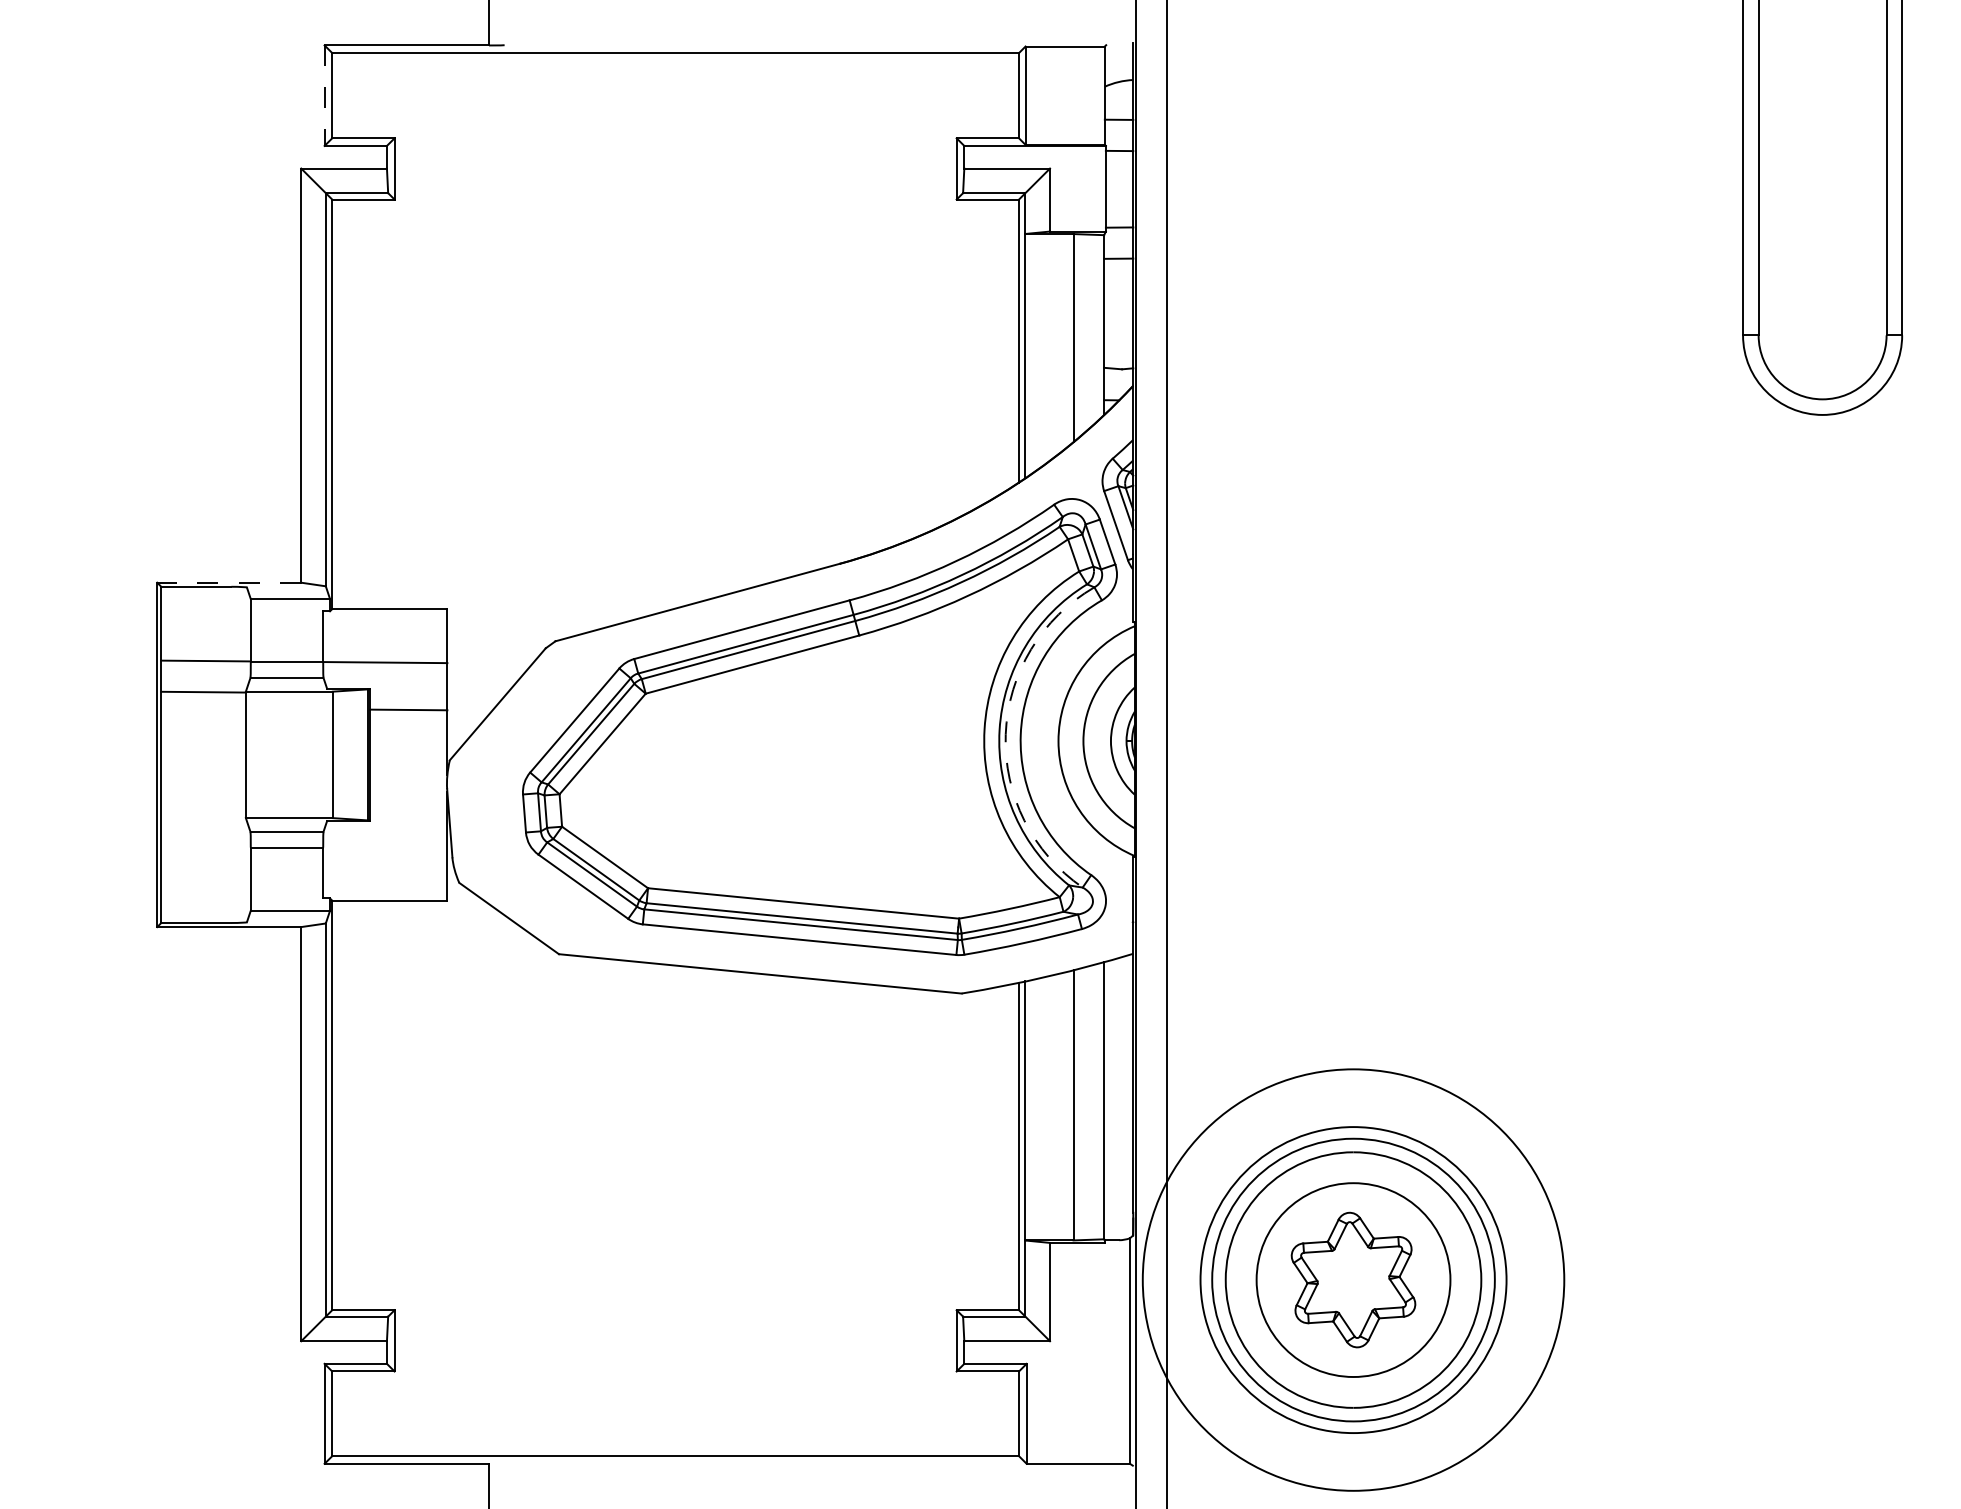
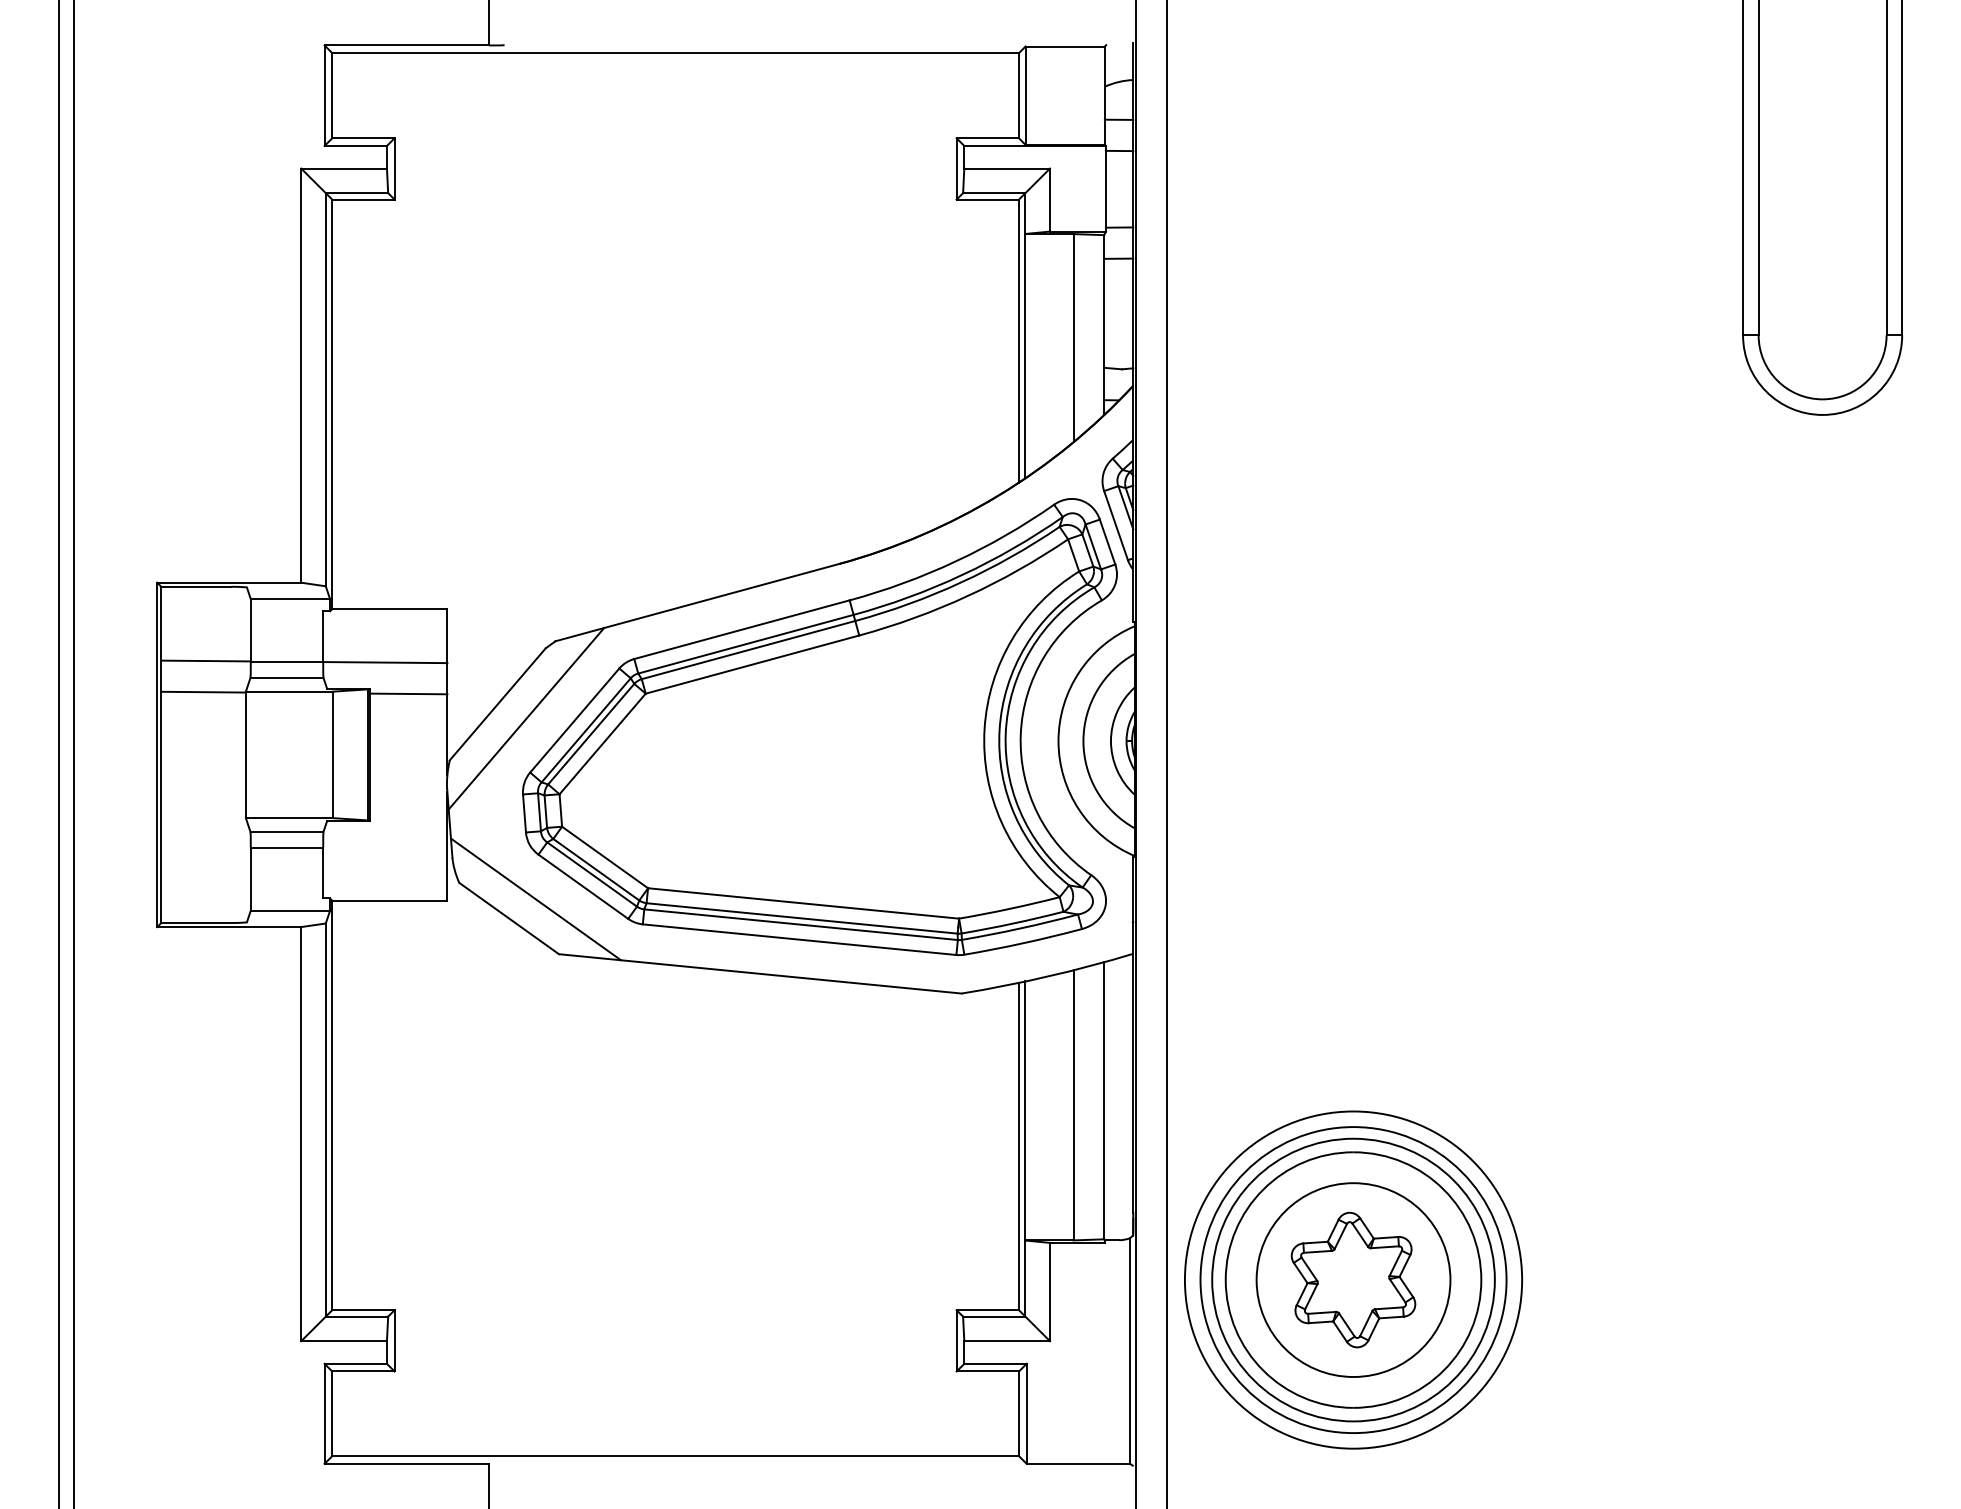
line: dashed -> solid (324, 96)
line: dashed -> solid (228, 582)
line position: (408, 709) -> (408, 693) (408, 693)
line: none -> present (526, 718)
arc: dashed -> solid (1005, 734)
line: none -> present (58, 753)
line: none -> present (74, 753)
line: none -> present (535, 899)
circle diameter: 421 px -> 337 px (1353, 1279)
